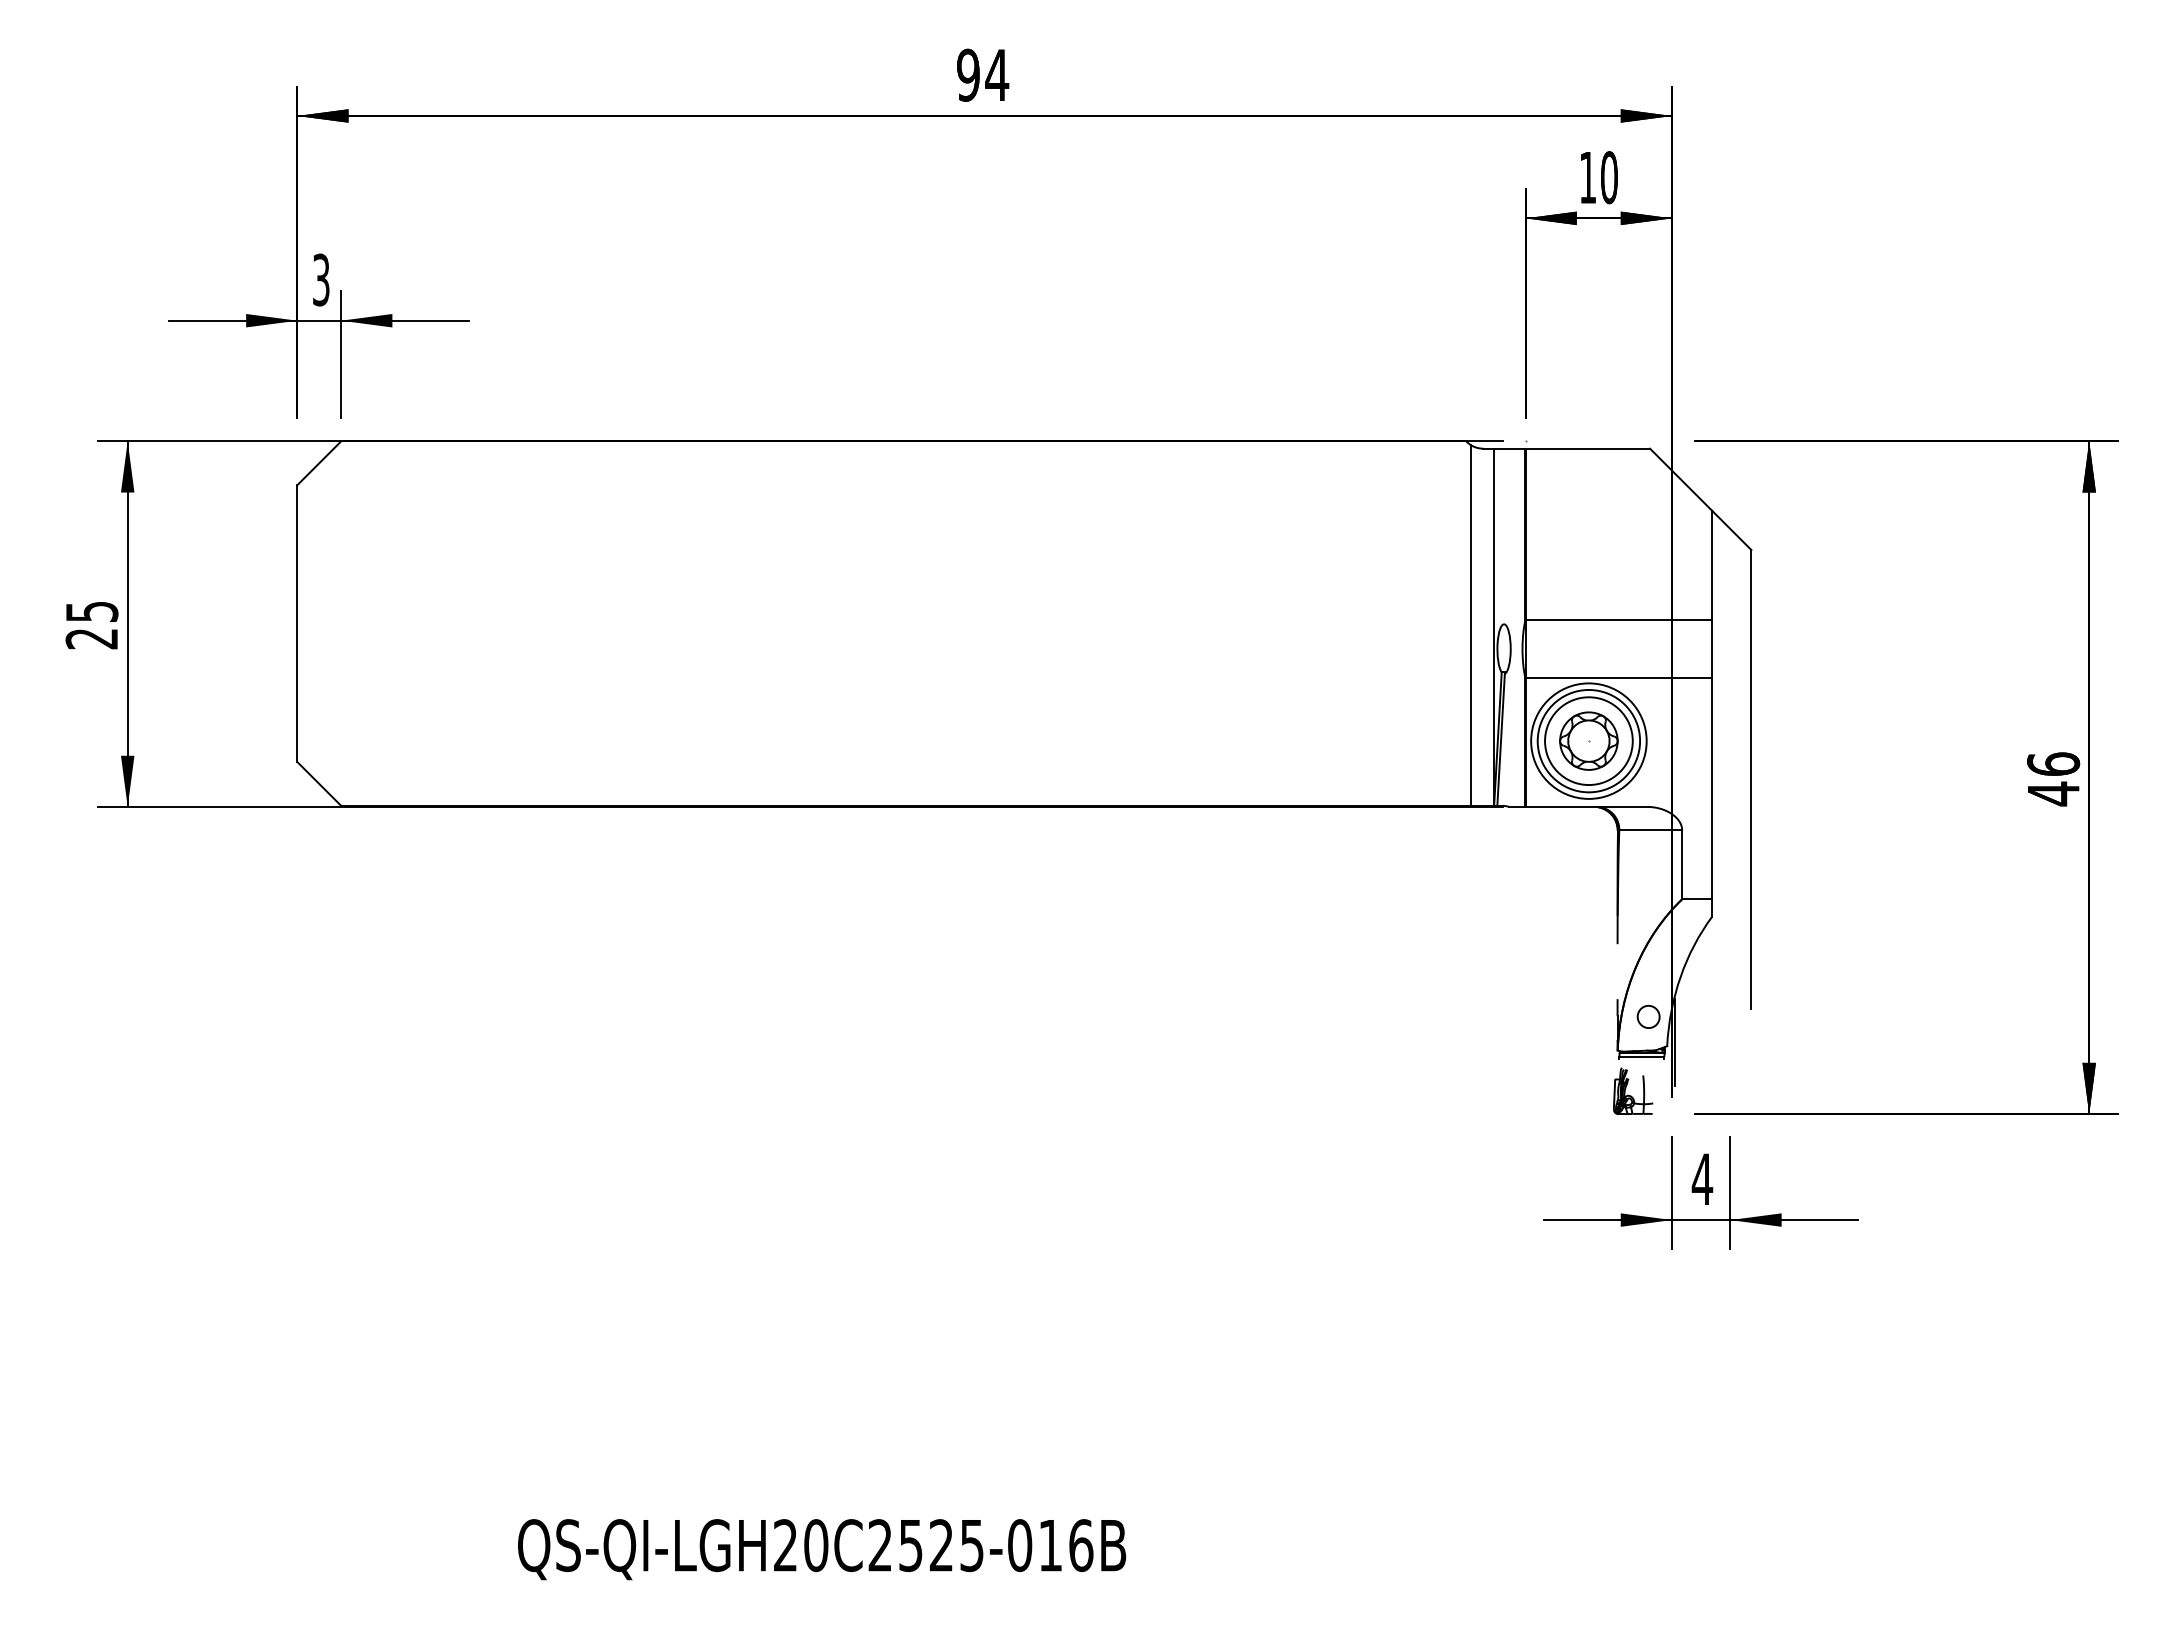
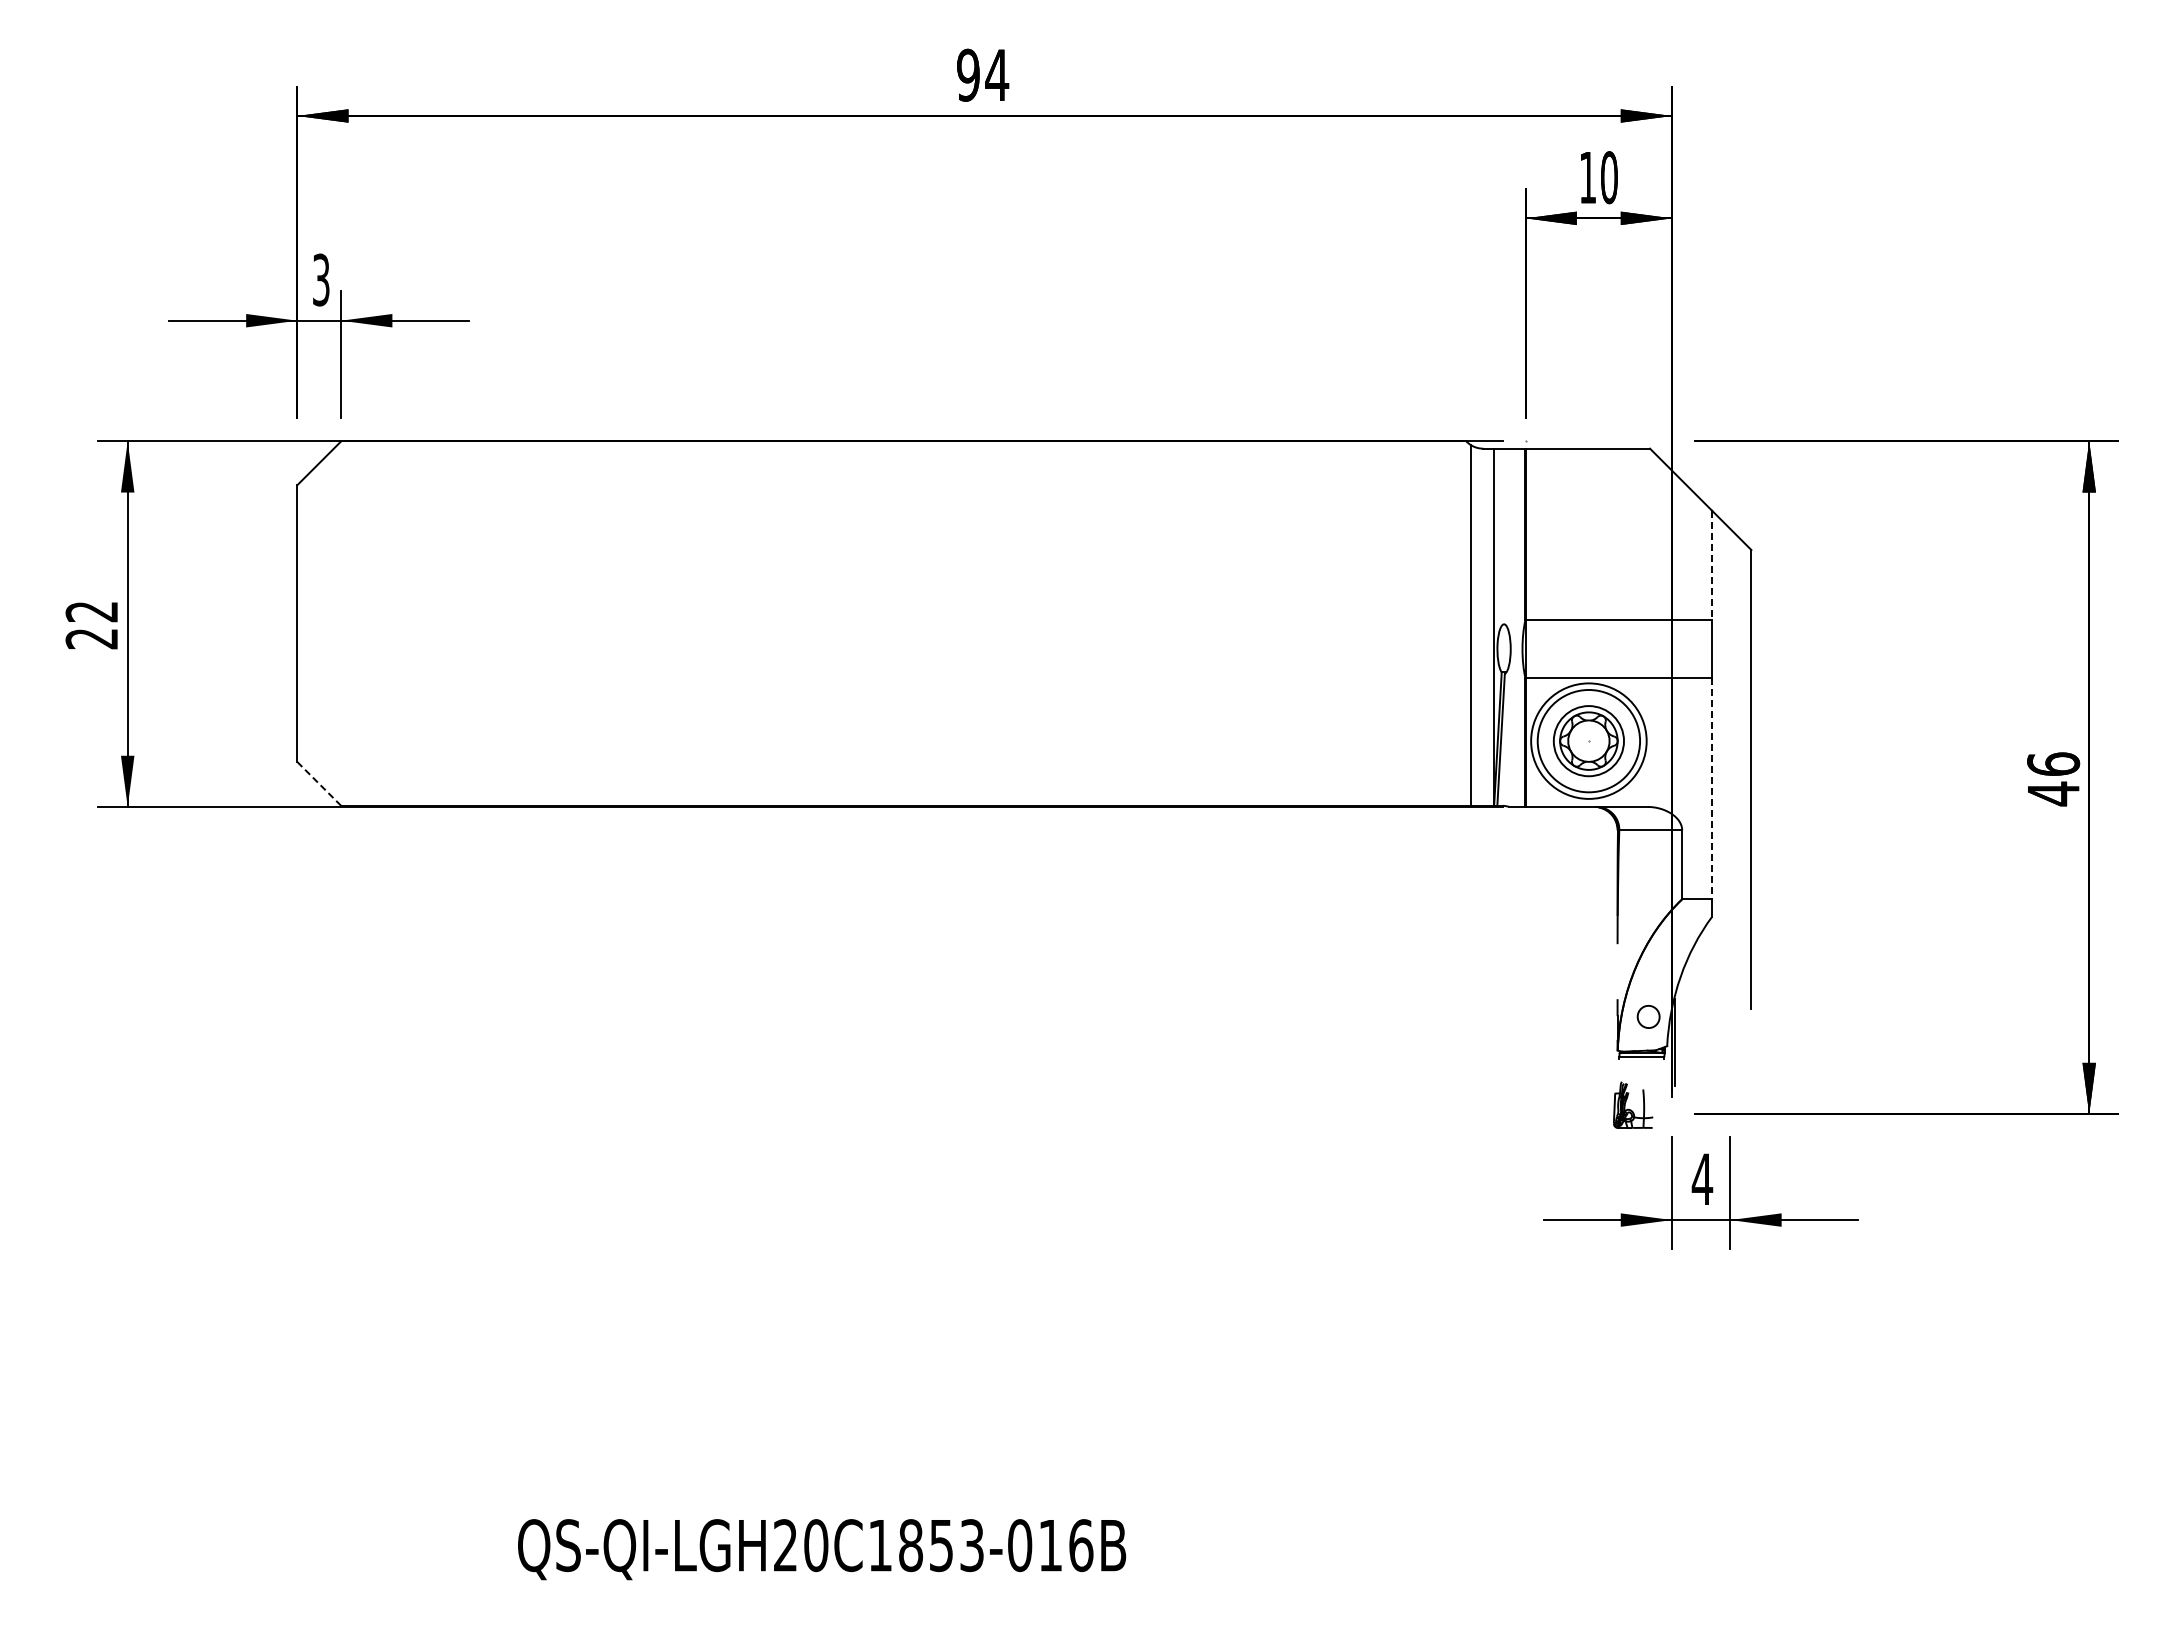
line: solid -> dashed (1712, 565)
text: 25 -> 22 (91, 612)
circle diameter: 88 px -> 70 px (1588, 741)
line: solid -> dashed (319, 784)
line: solid -> dashed (1712, 788)
part position: (1633, 1090) -> (1633, 1104) (1633, 1104)
text: QS-QI-LGH20C2525-016B -> QS-QI-LGH20C1853-016B (925, 1545)
